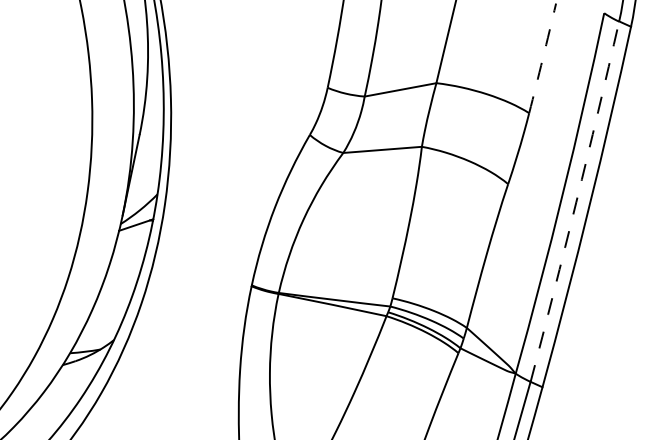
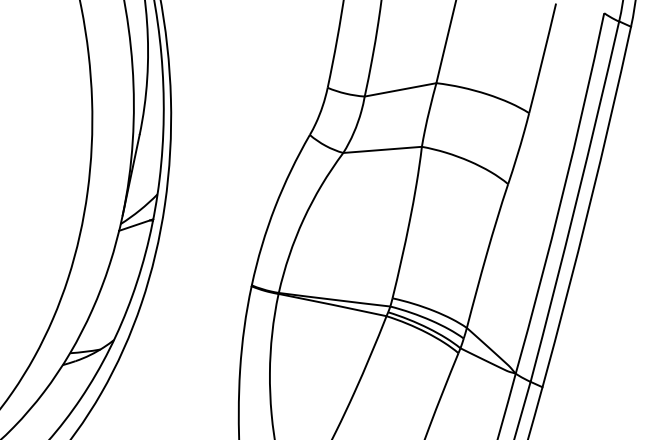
arc: dashed -> solid (542, 58)
arc: dashed -> solid (576, 202)
